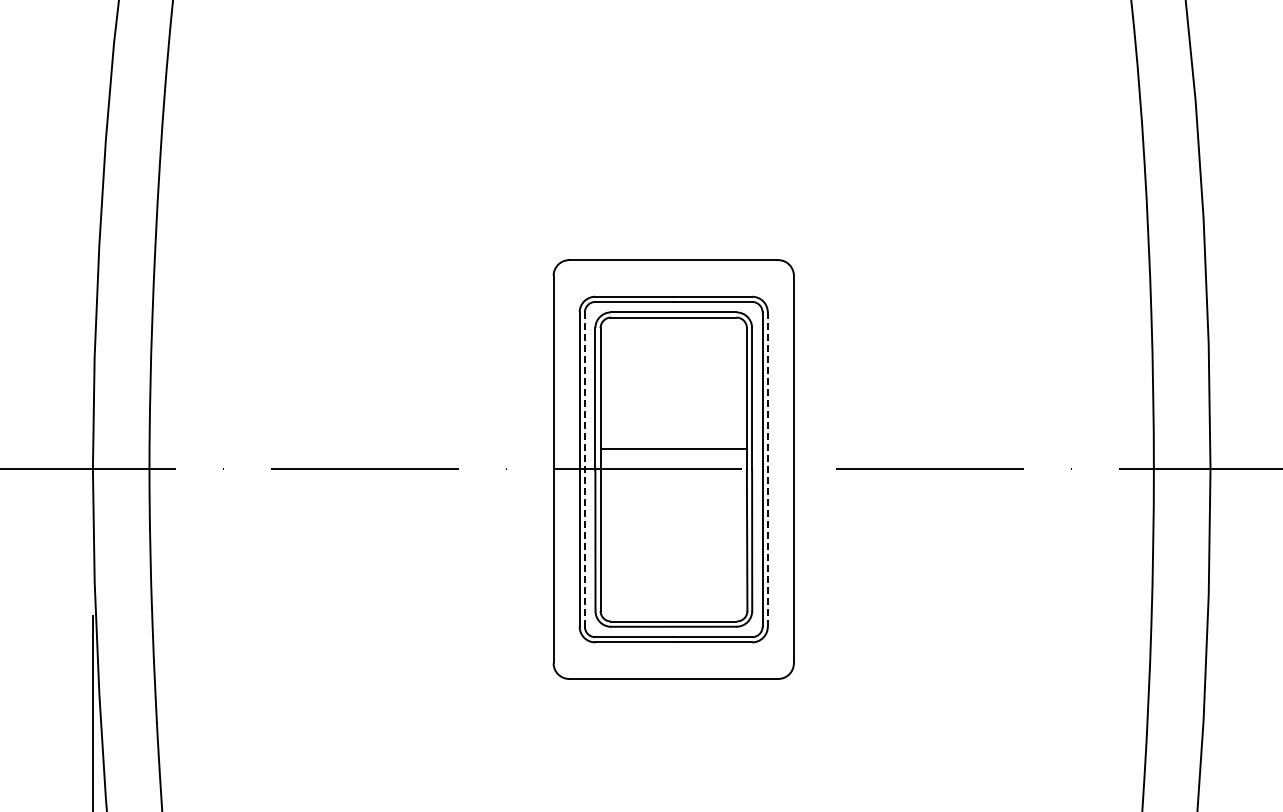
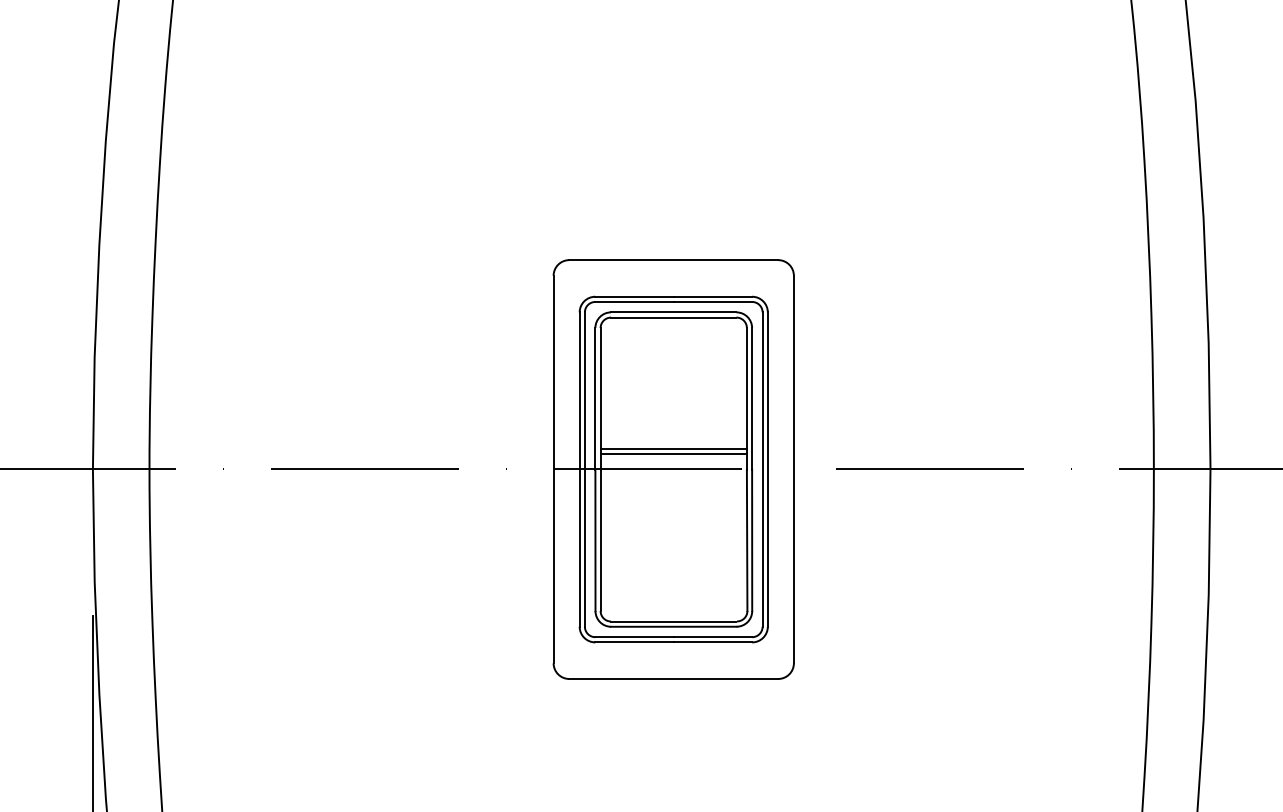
line: none -> present (673, 454)
line: dashed -> solid (584, 470)
line: dashed -> solid (767, 470)
